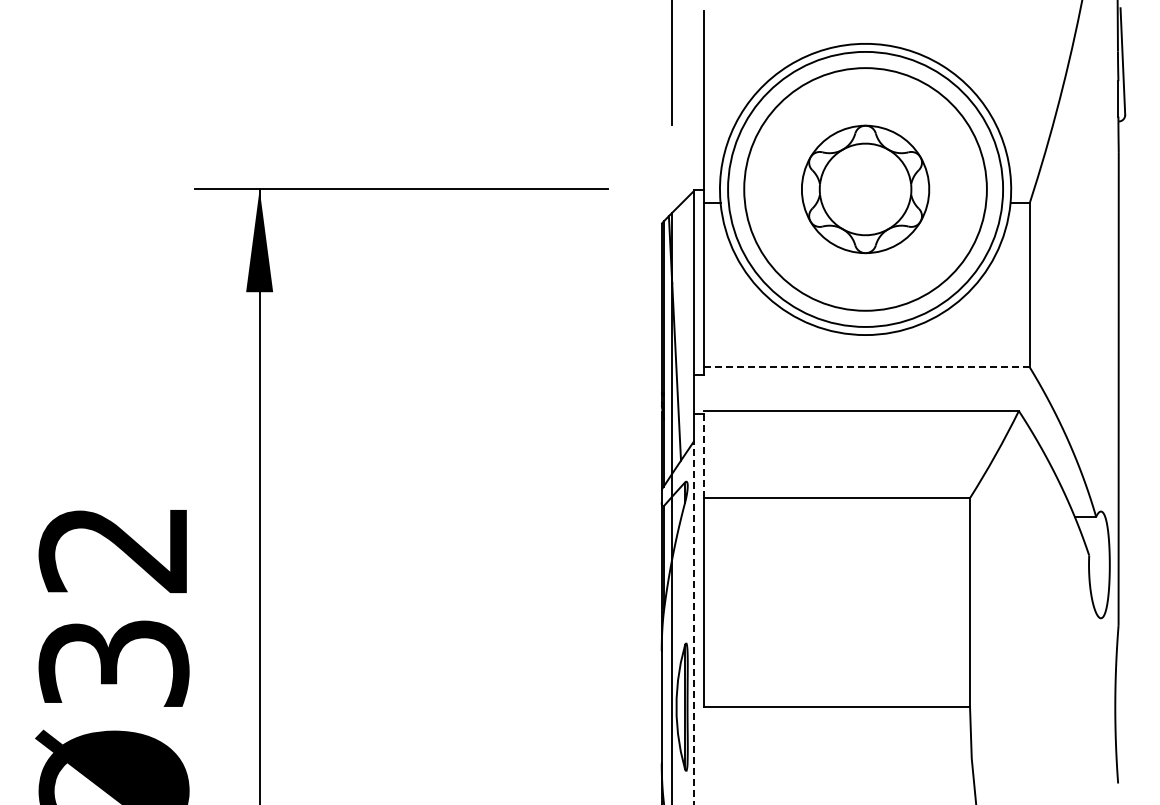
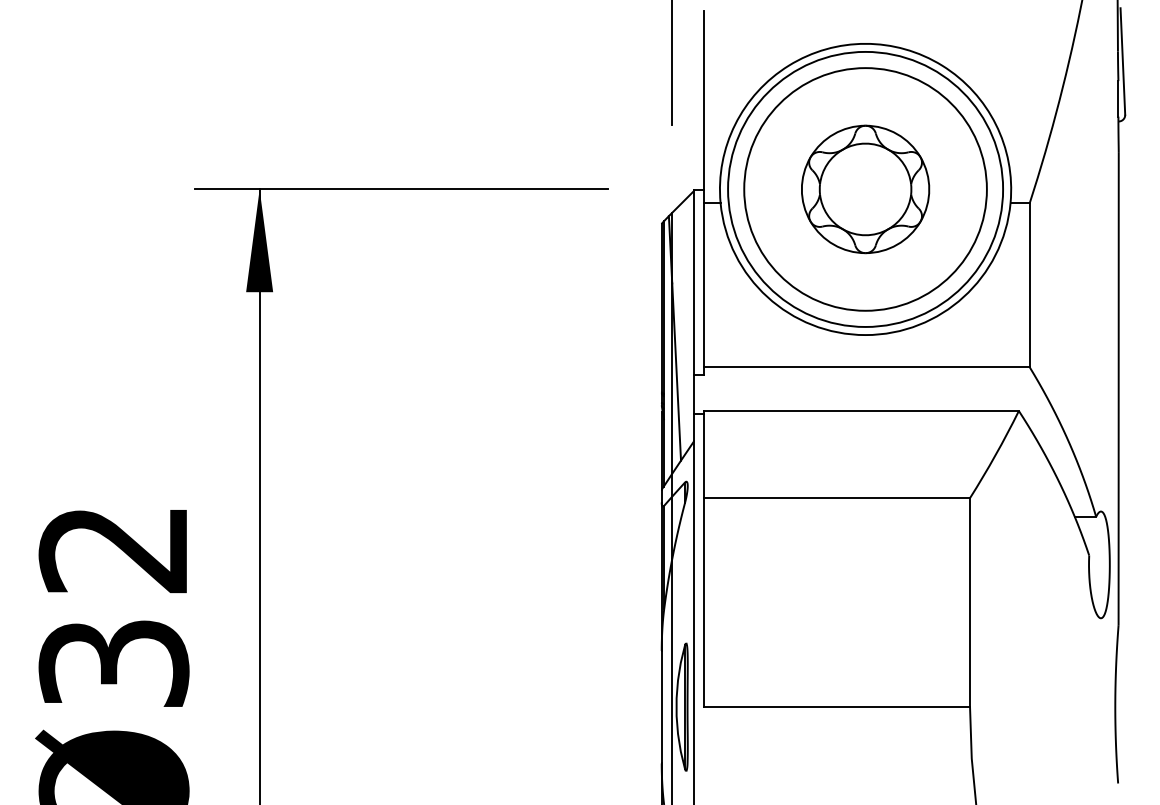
line: dashed -> solid (867, 367)
line: dashed -> solid (703, 454)
line: dashed -> solid (694, 623)
